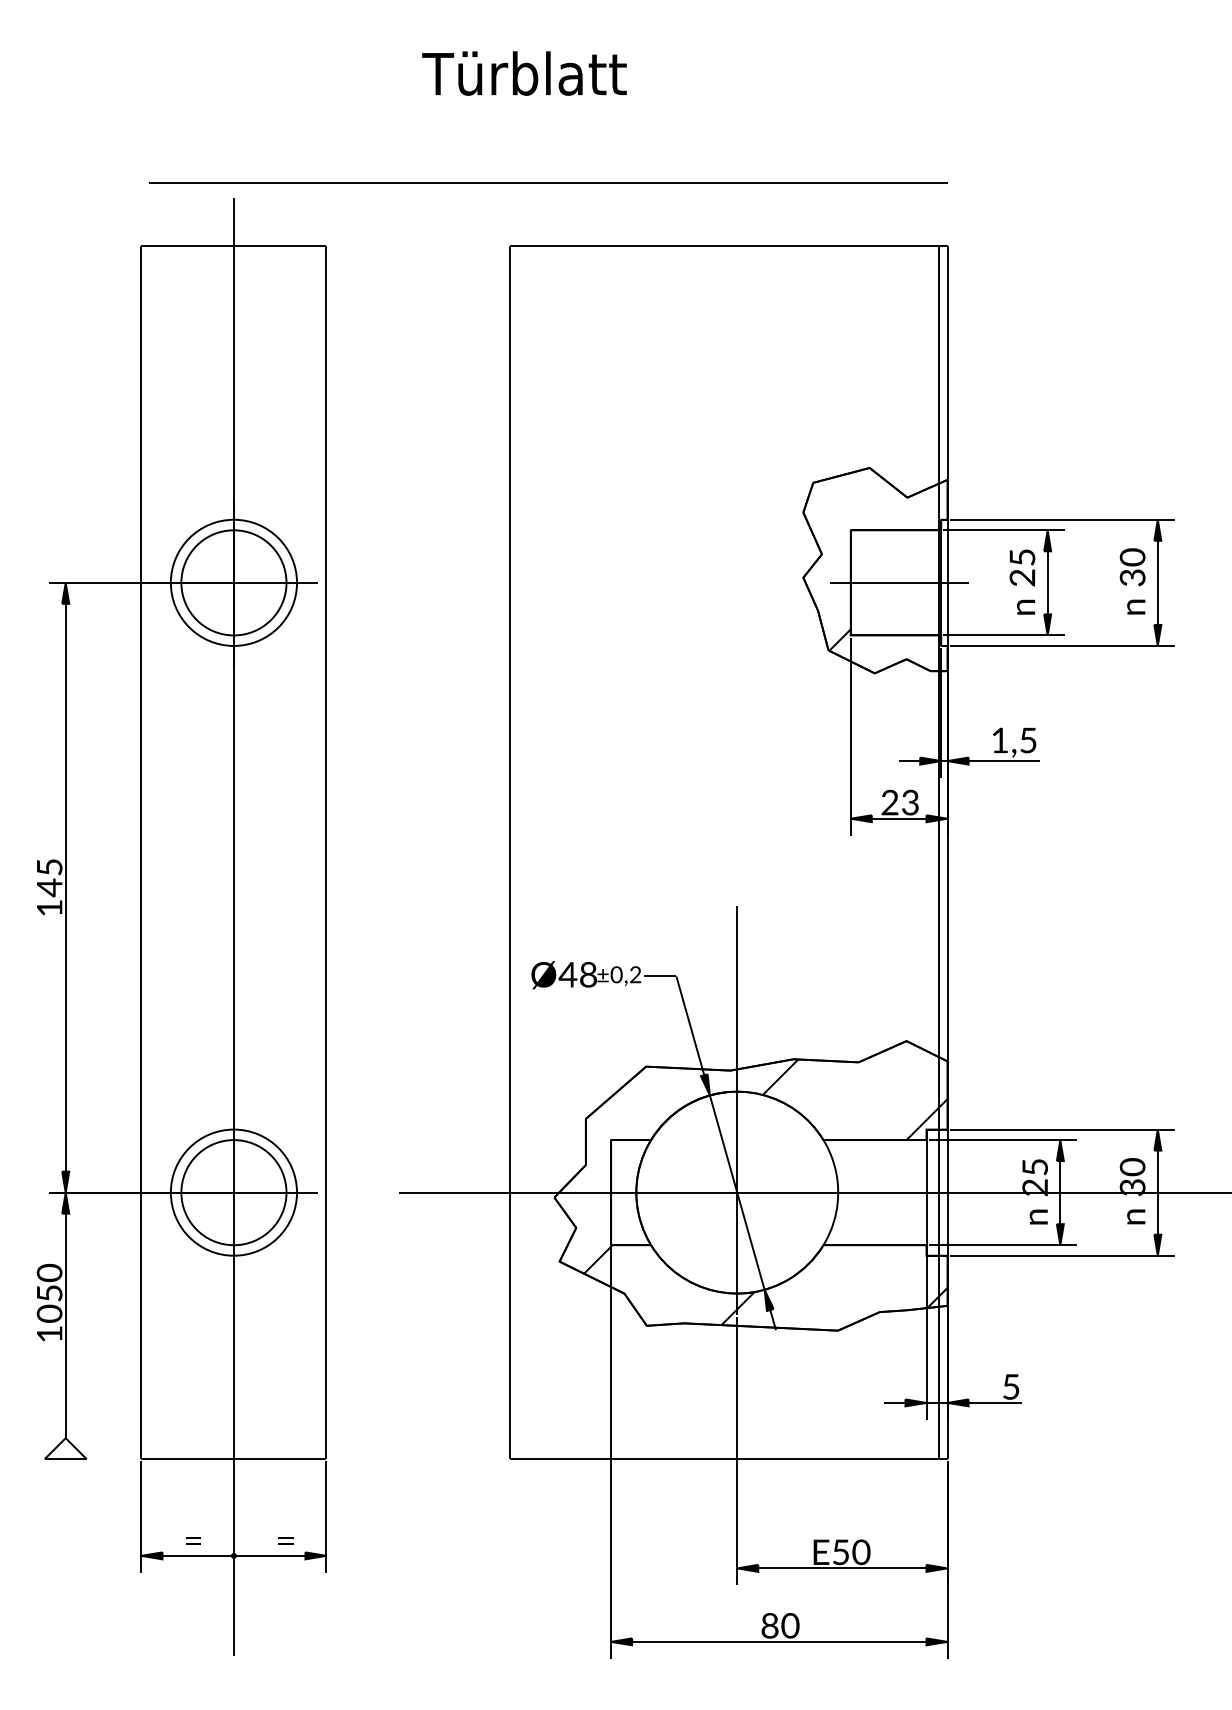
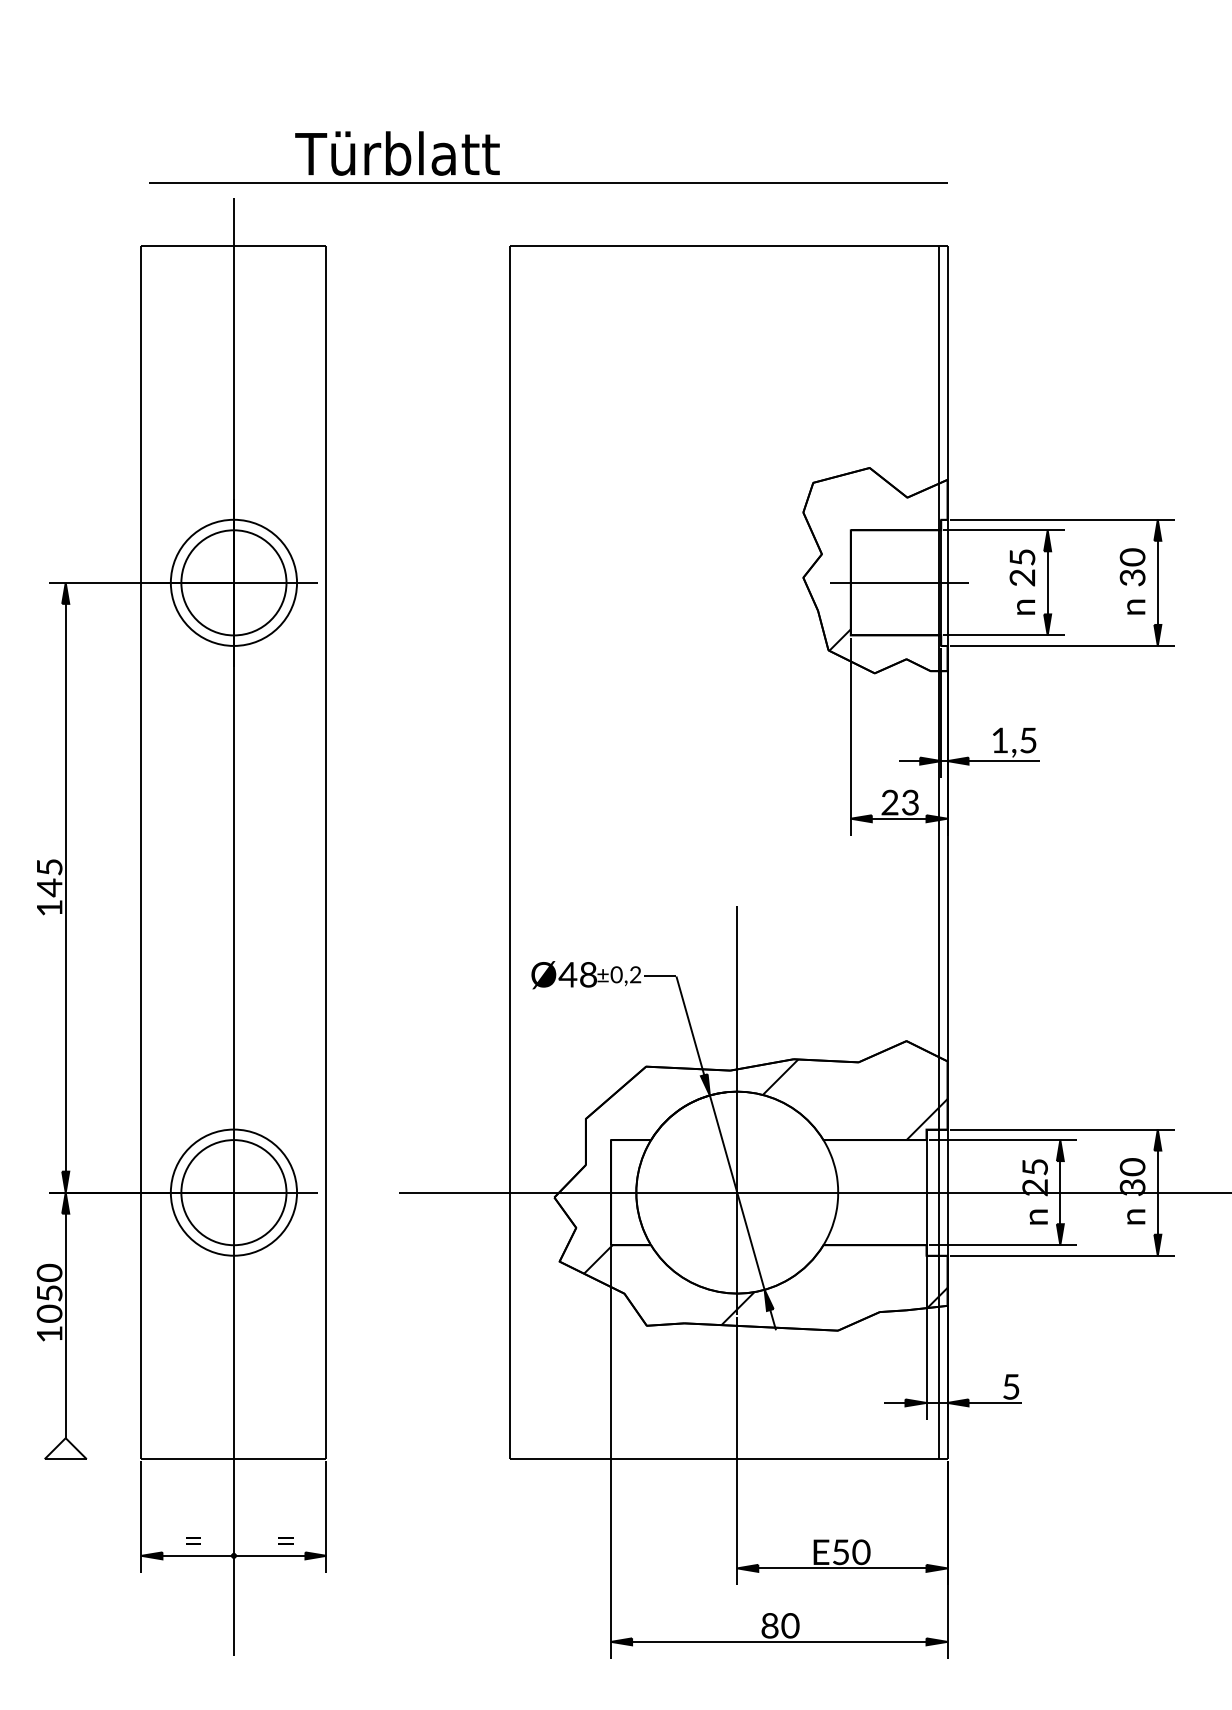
text position: (524, 73) -> (397, 153) (397, 153)
